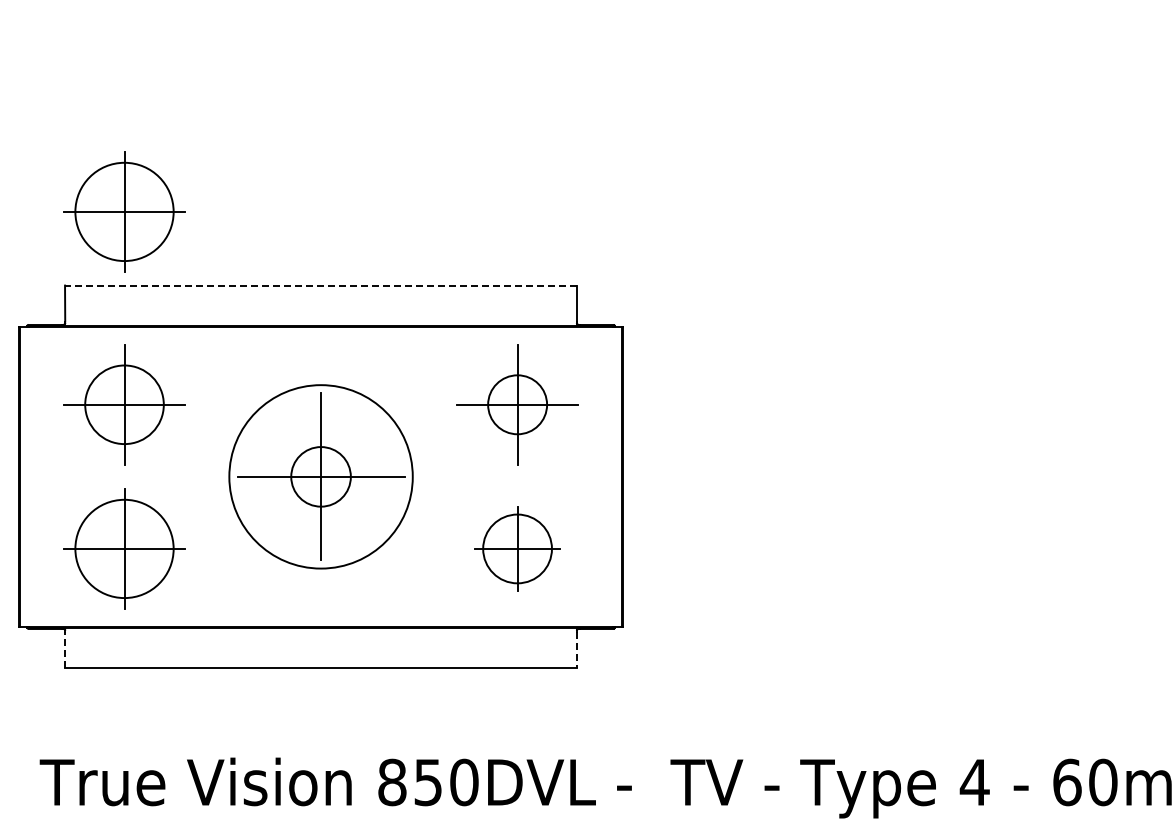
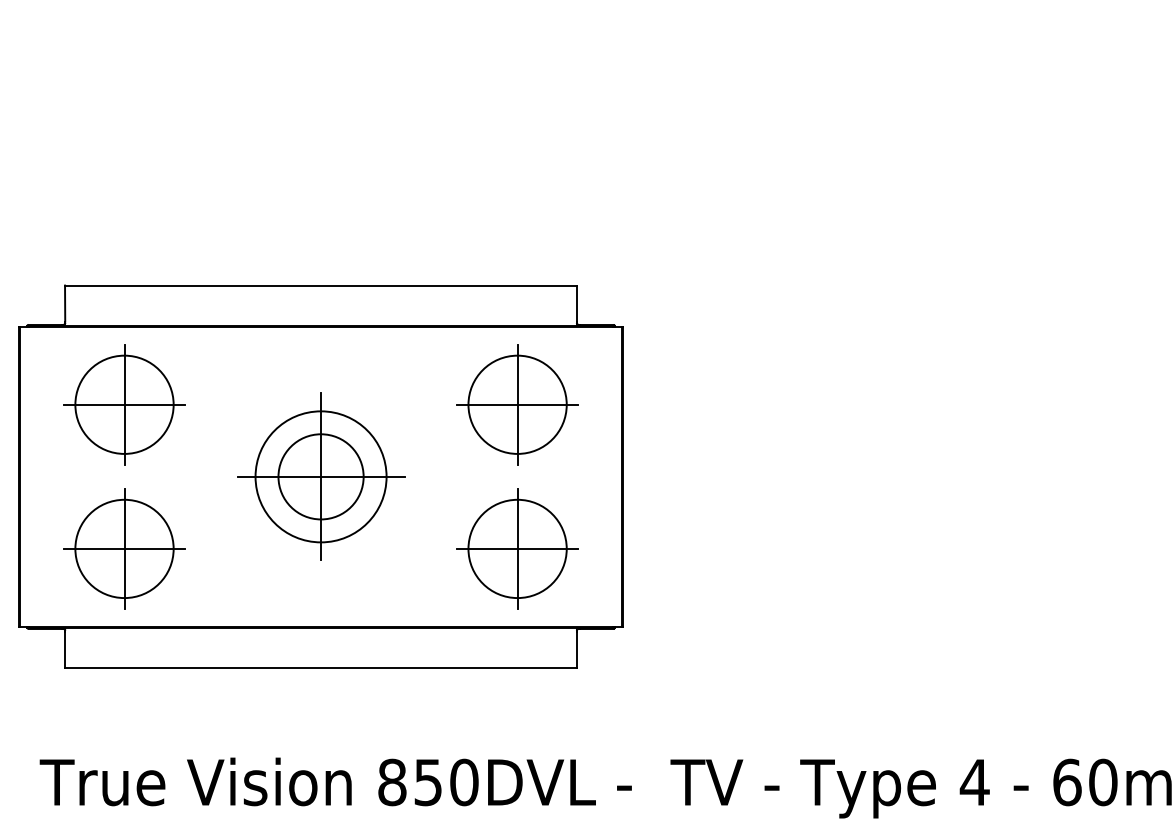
part: present -> none (124, 211)
line: dashed -> solid (320, 285)
circle diameter: 79 px -> 98 px (124, 404)
circle diameter: 59 px -> 98 px (517, 404)
circle diameter: 183 px -> 131 px (320, 476)
circle diameter: 60 px -> 85 px (320, 476)
part size: 87x86 px -> 123x122 px (517, 548)
line: dashed -> solid (65, 649)
line: dashed -> solid (576, 650)
